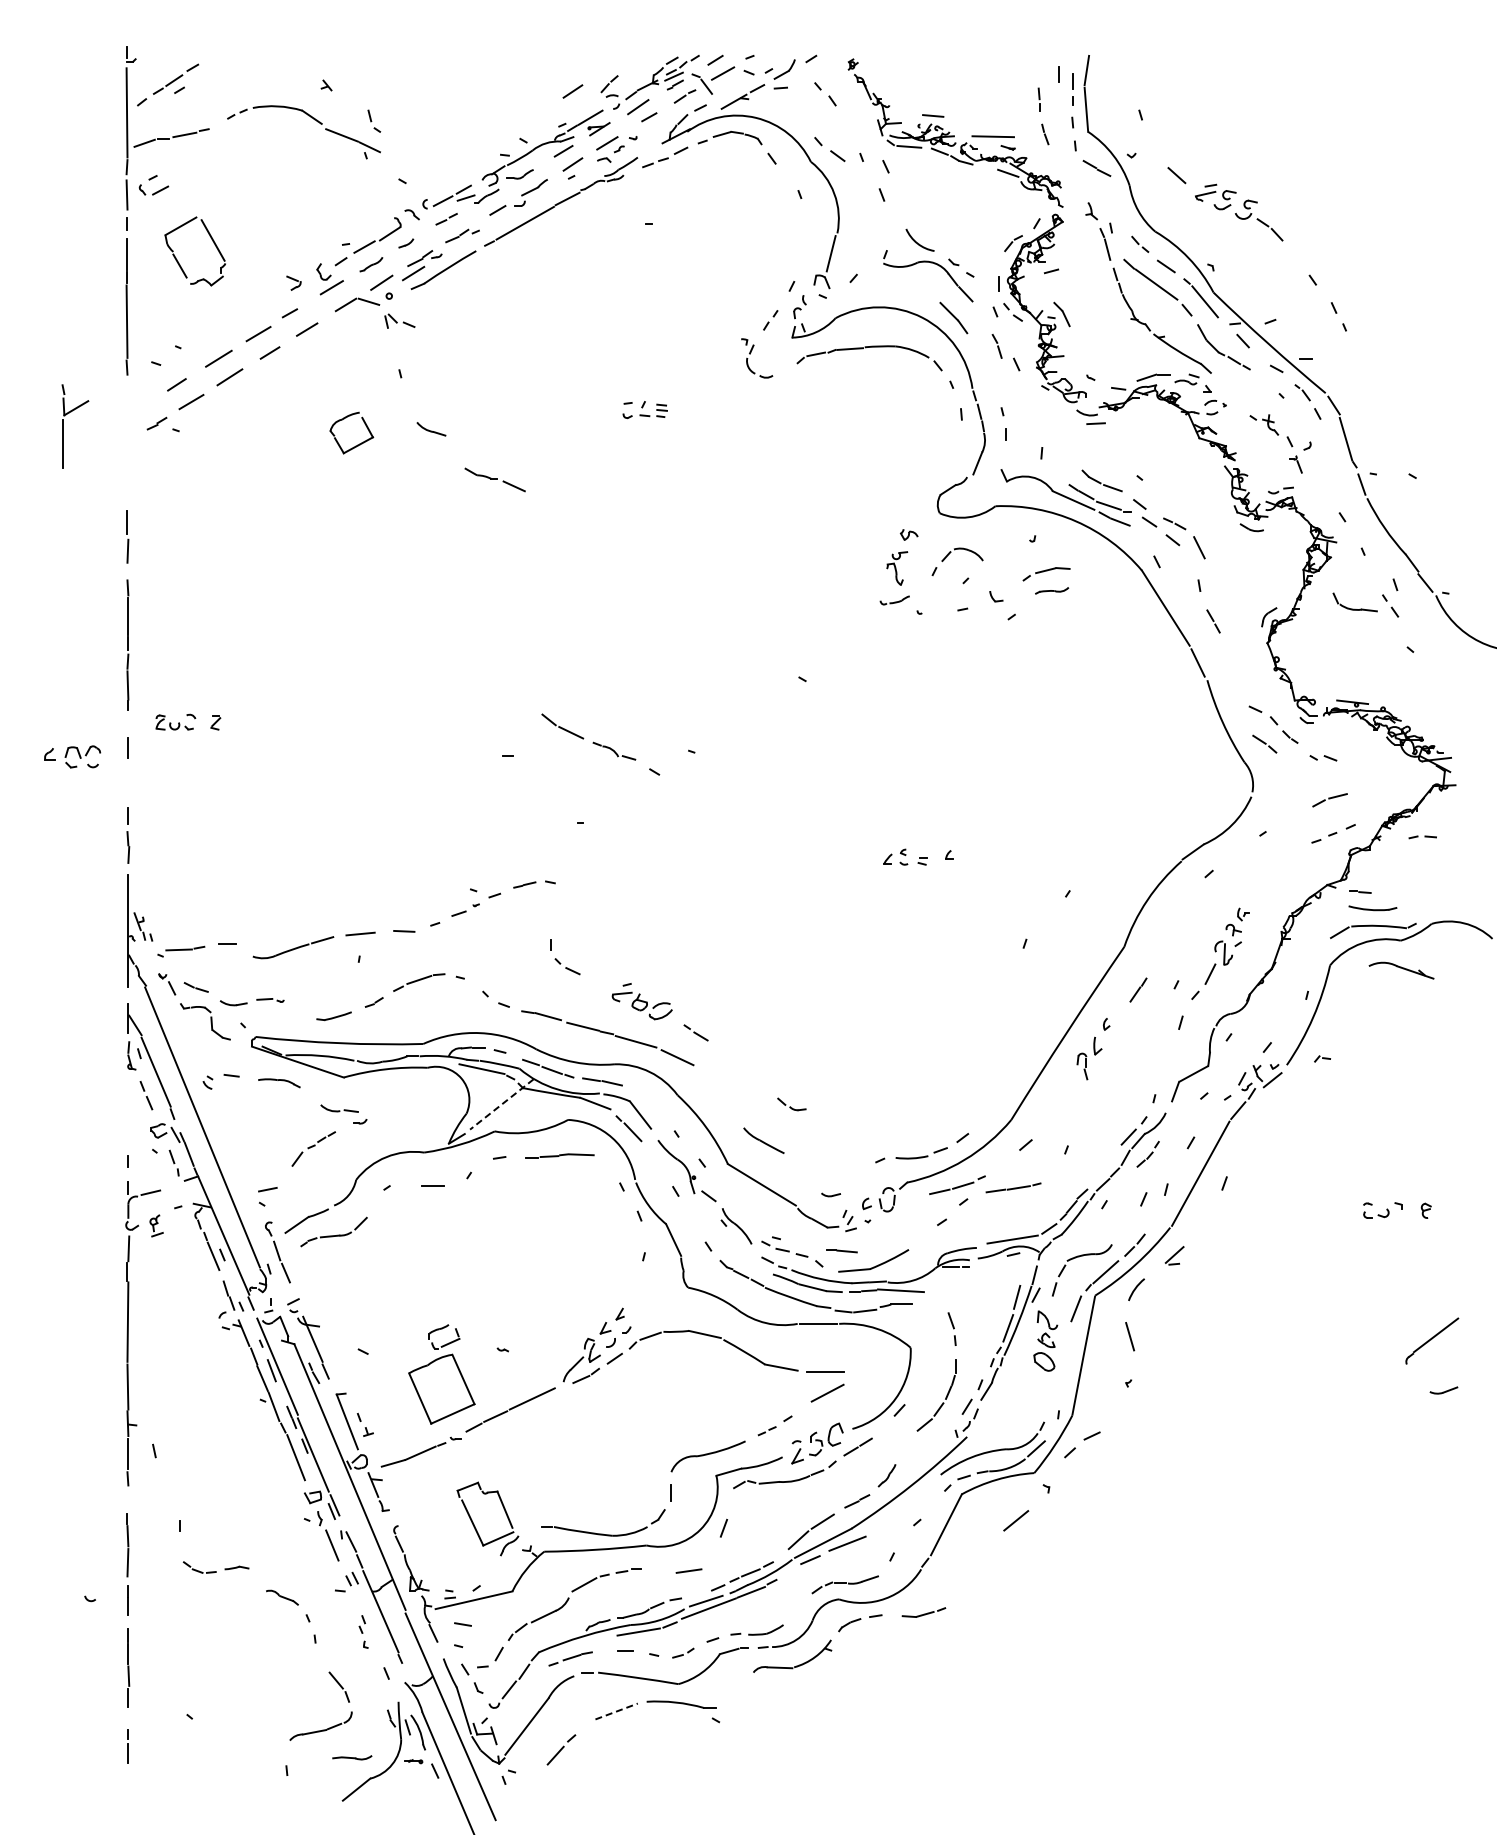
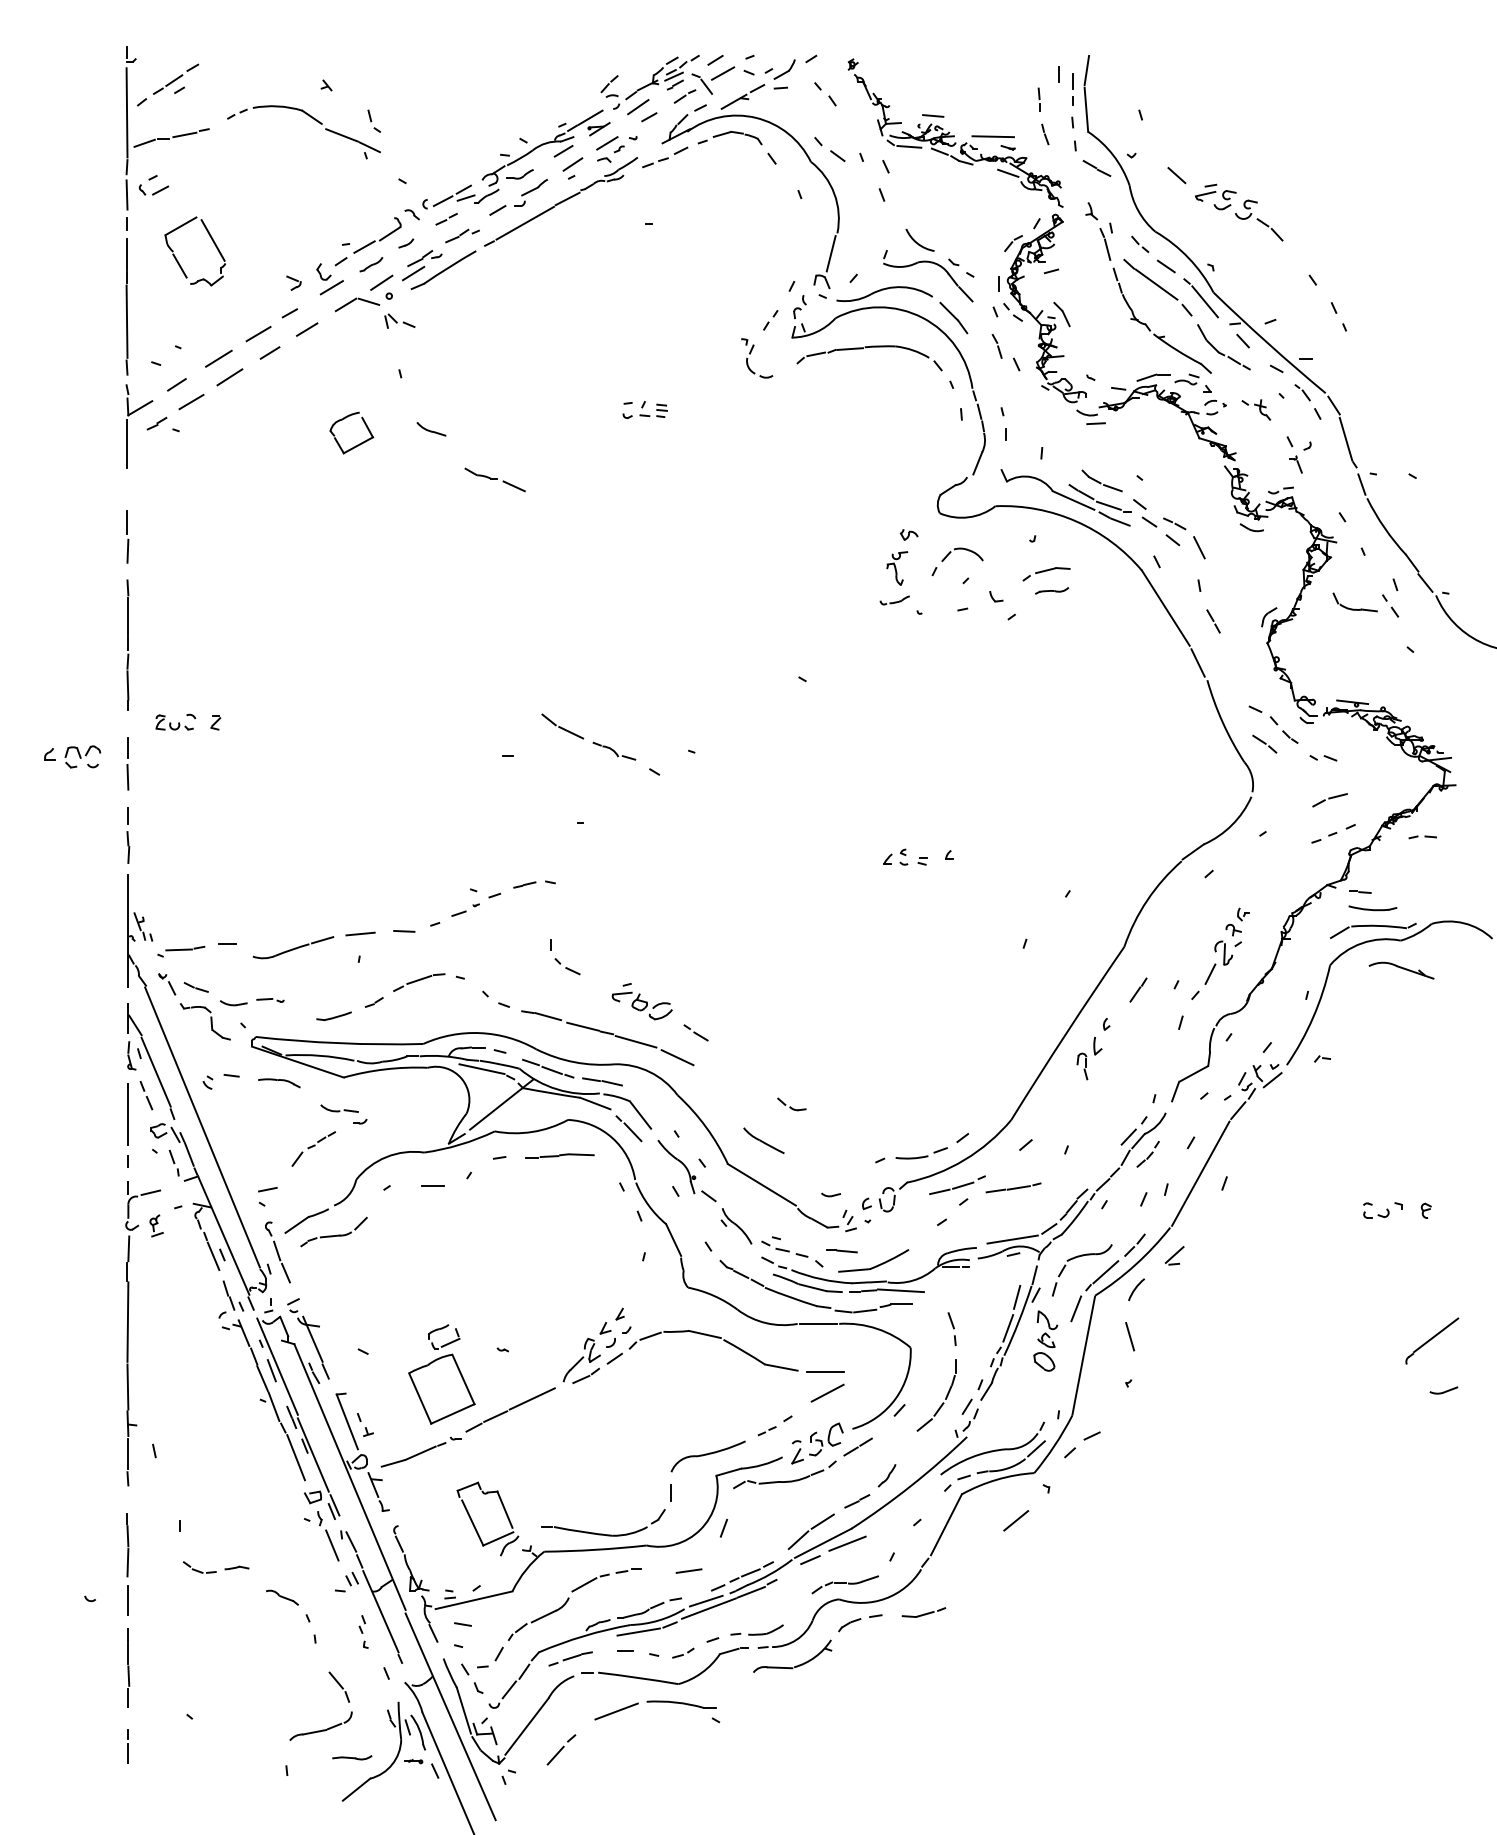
line: present -> none (572, 91)
part: none -> present (884, 293)
part position: (1264, 424) -> (1256, 409) (1256, 409)
part position: (63, 426) -> (127, 426) (127, 426)
line: none -> present (127, 776)
line: dashed -> solid (501, 1104)
line: none -> present (128, 1113)
line: dashed -> solid (616, 1711)
